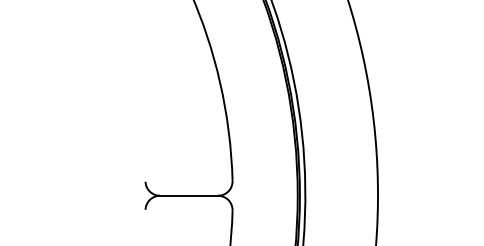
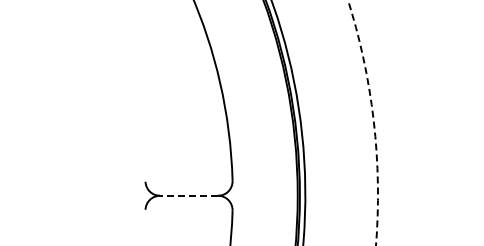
arc: solid -> dashed (373, 122)
line: solid -> dashed (188, 195)
